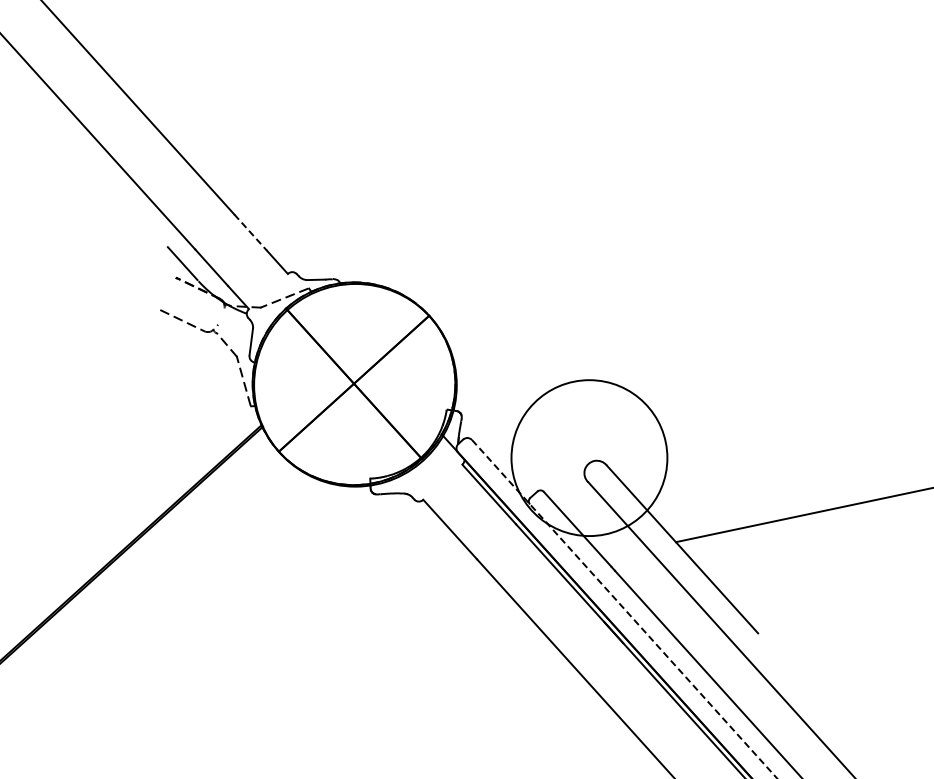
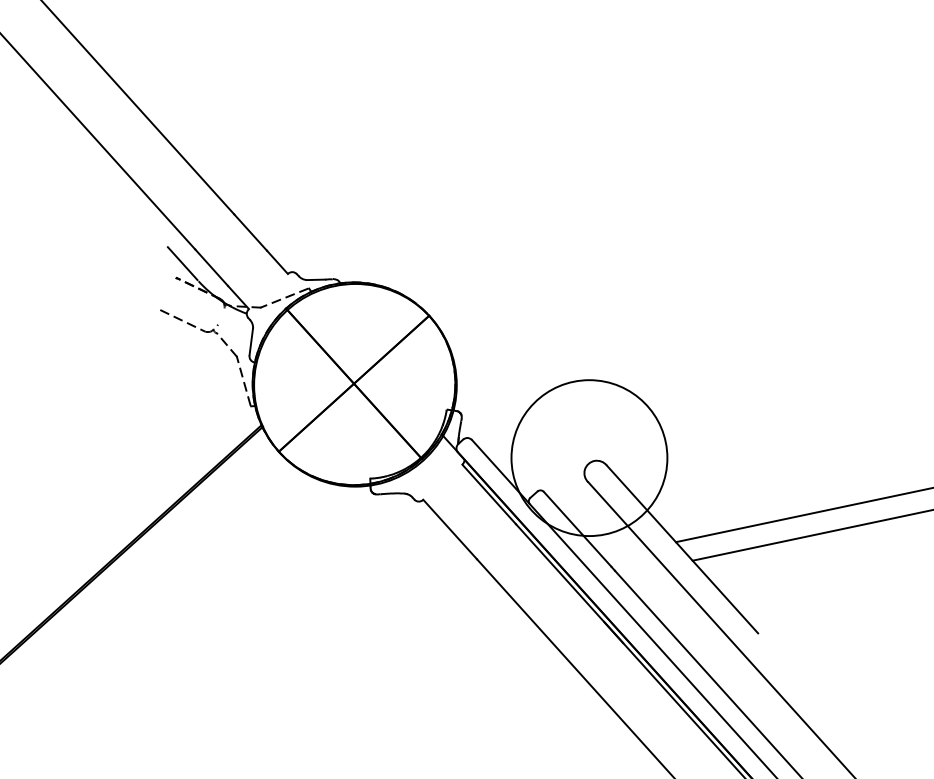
line: dashed -> solid (251, 232)
line: none -> present (811, 535)
line: dashed -> solid (624, 609)
